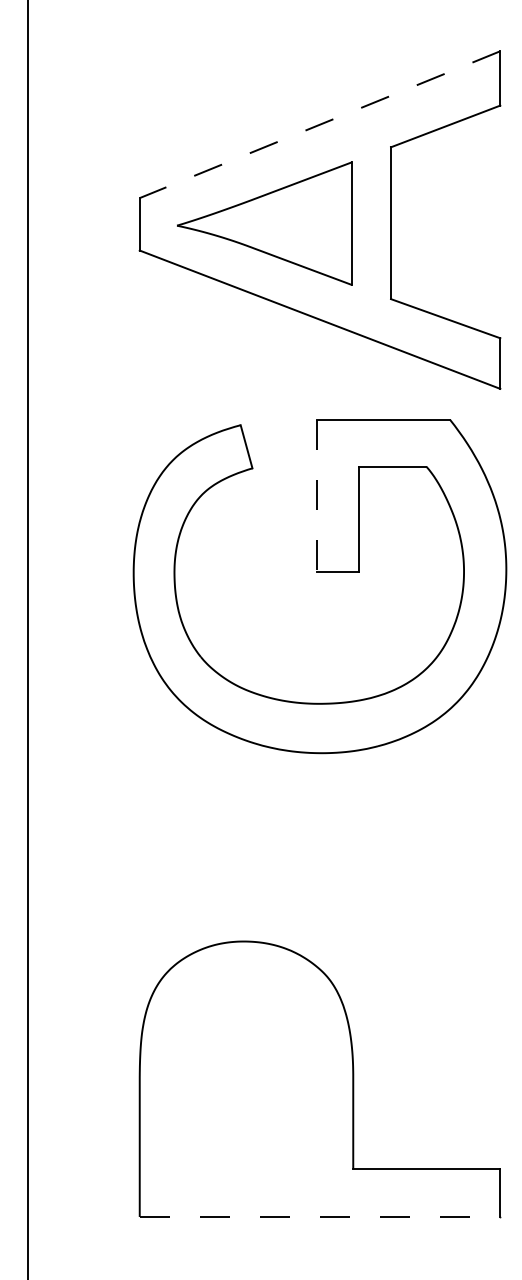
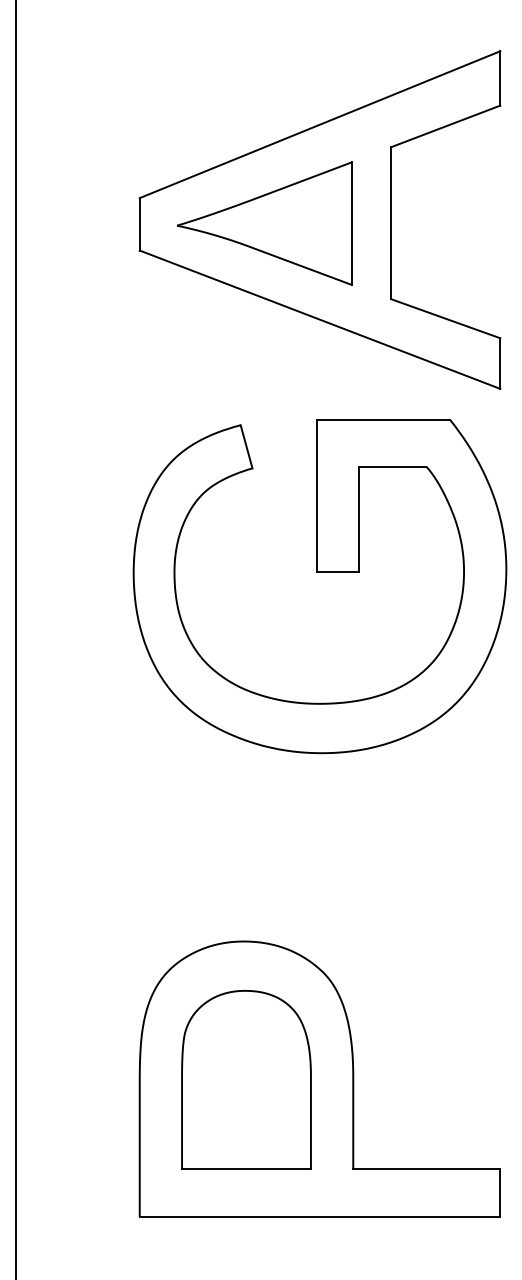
line: dashed -> solid (320, 124)
line: dashed -> solid (316, 496)
line position: (27, 639) -> (15, 639) (15, 639)
part: none -> present (246, 1079)
line: dashed -> solid (320, 1216)
